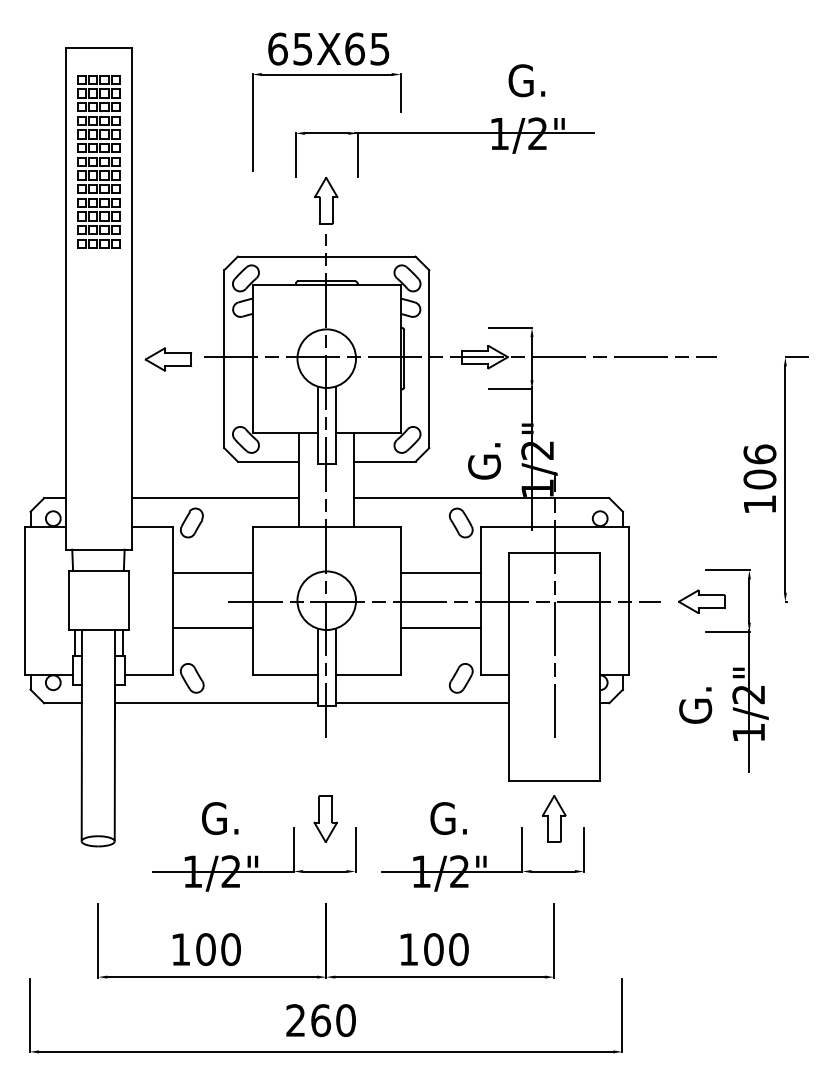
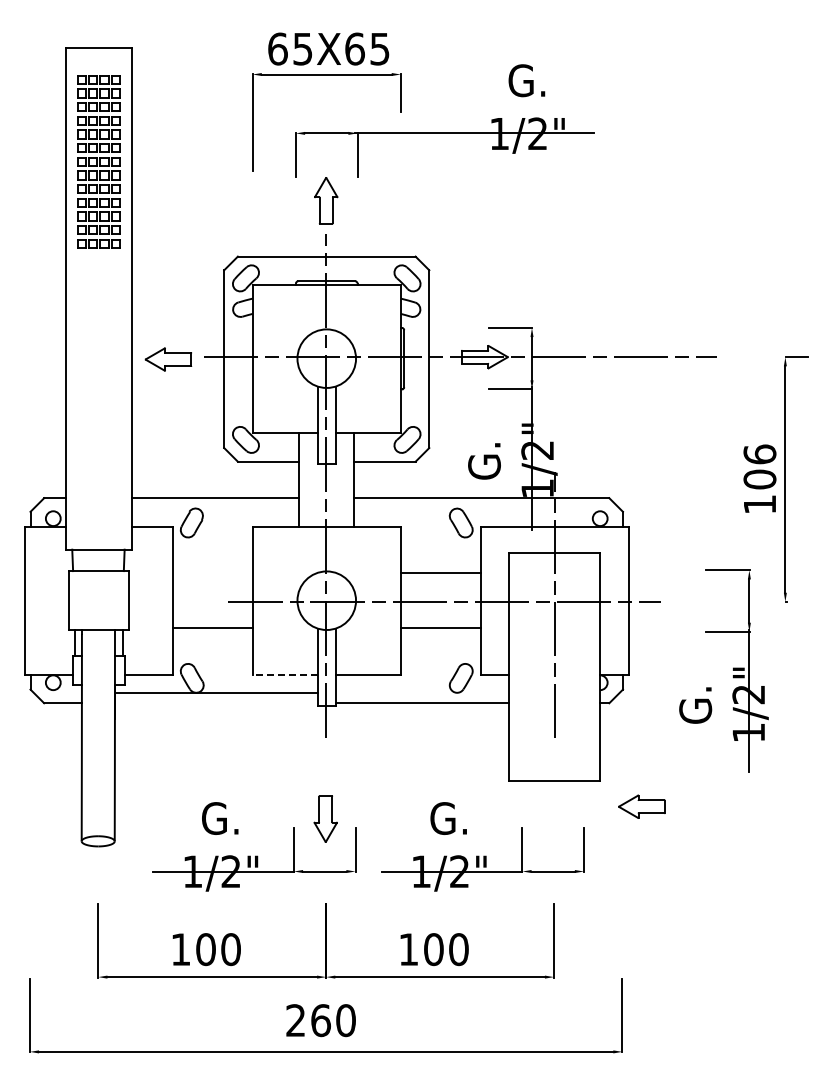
line: present -> none (212, 573)
part position: (701, 601) -> (641, 806) (641, 806)
line: solid -> dashed (285, 674)
line position: (216, 703) -> (216, 693) (216, 693)
part: present -> none (554, 818)
